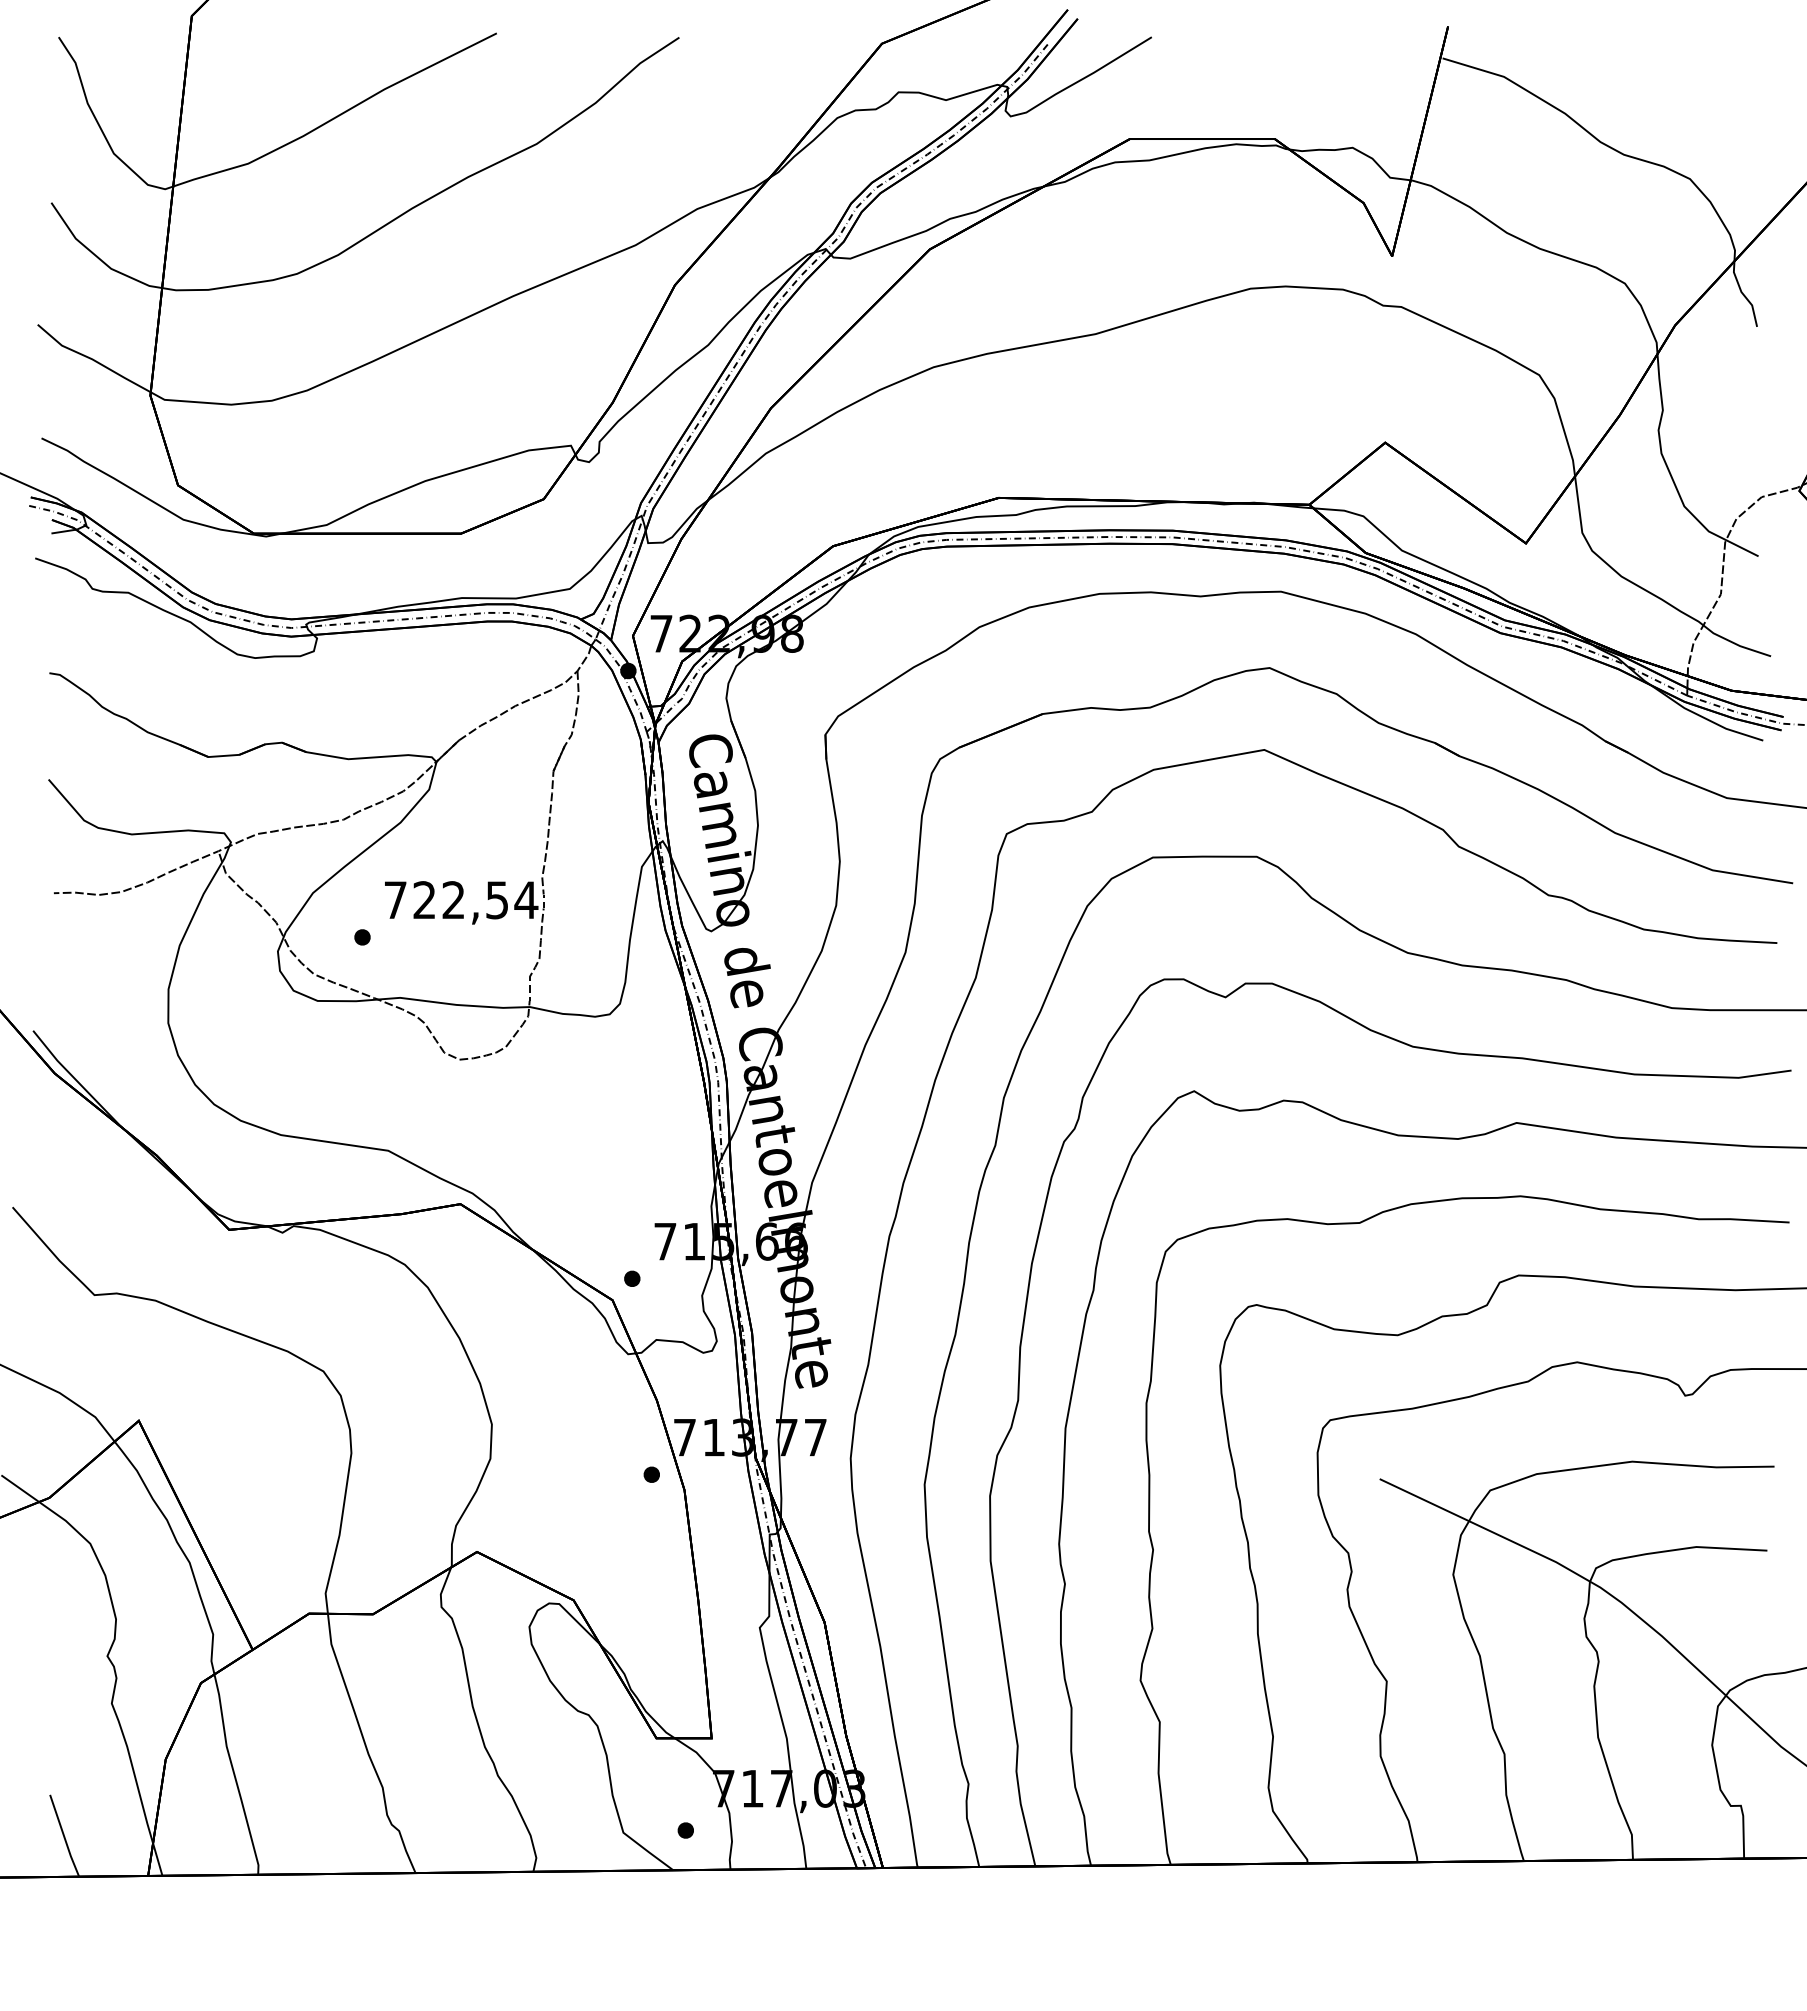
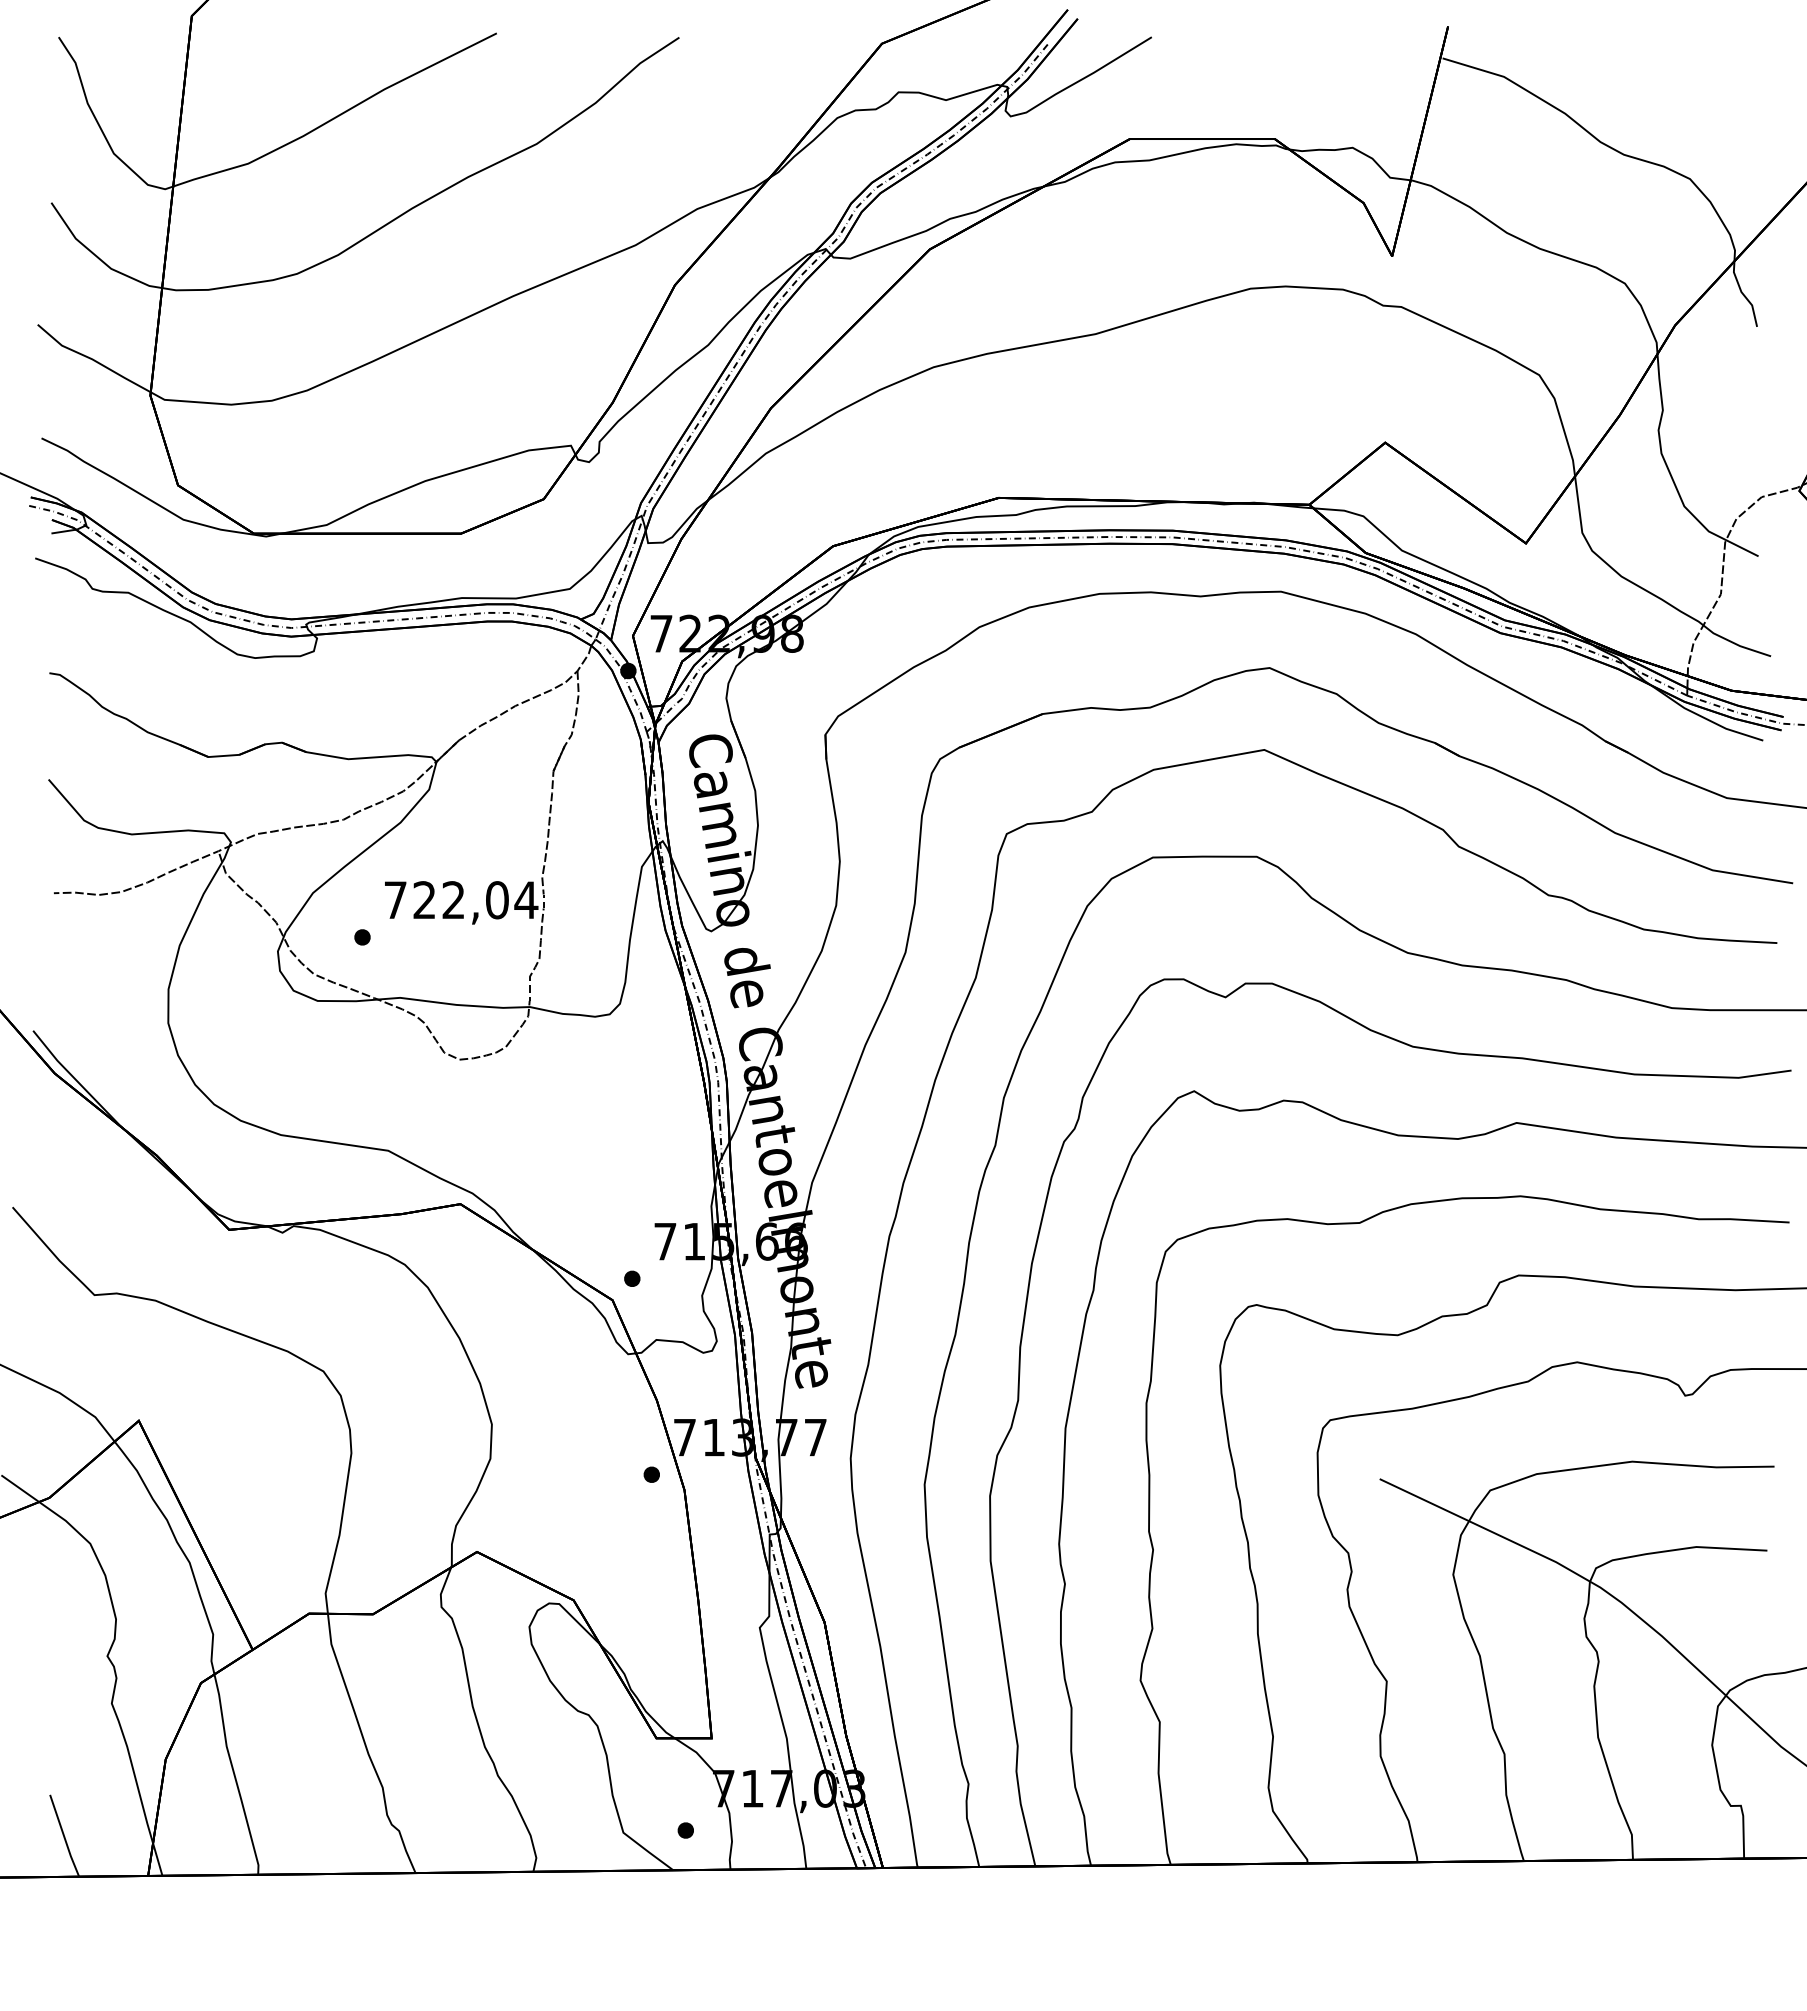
text: 722,54 -> 722,04 (497, 900)
